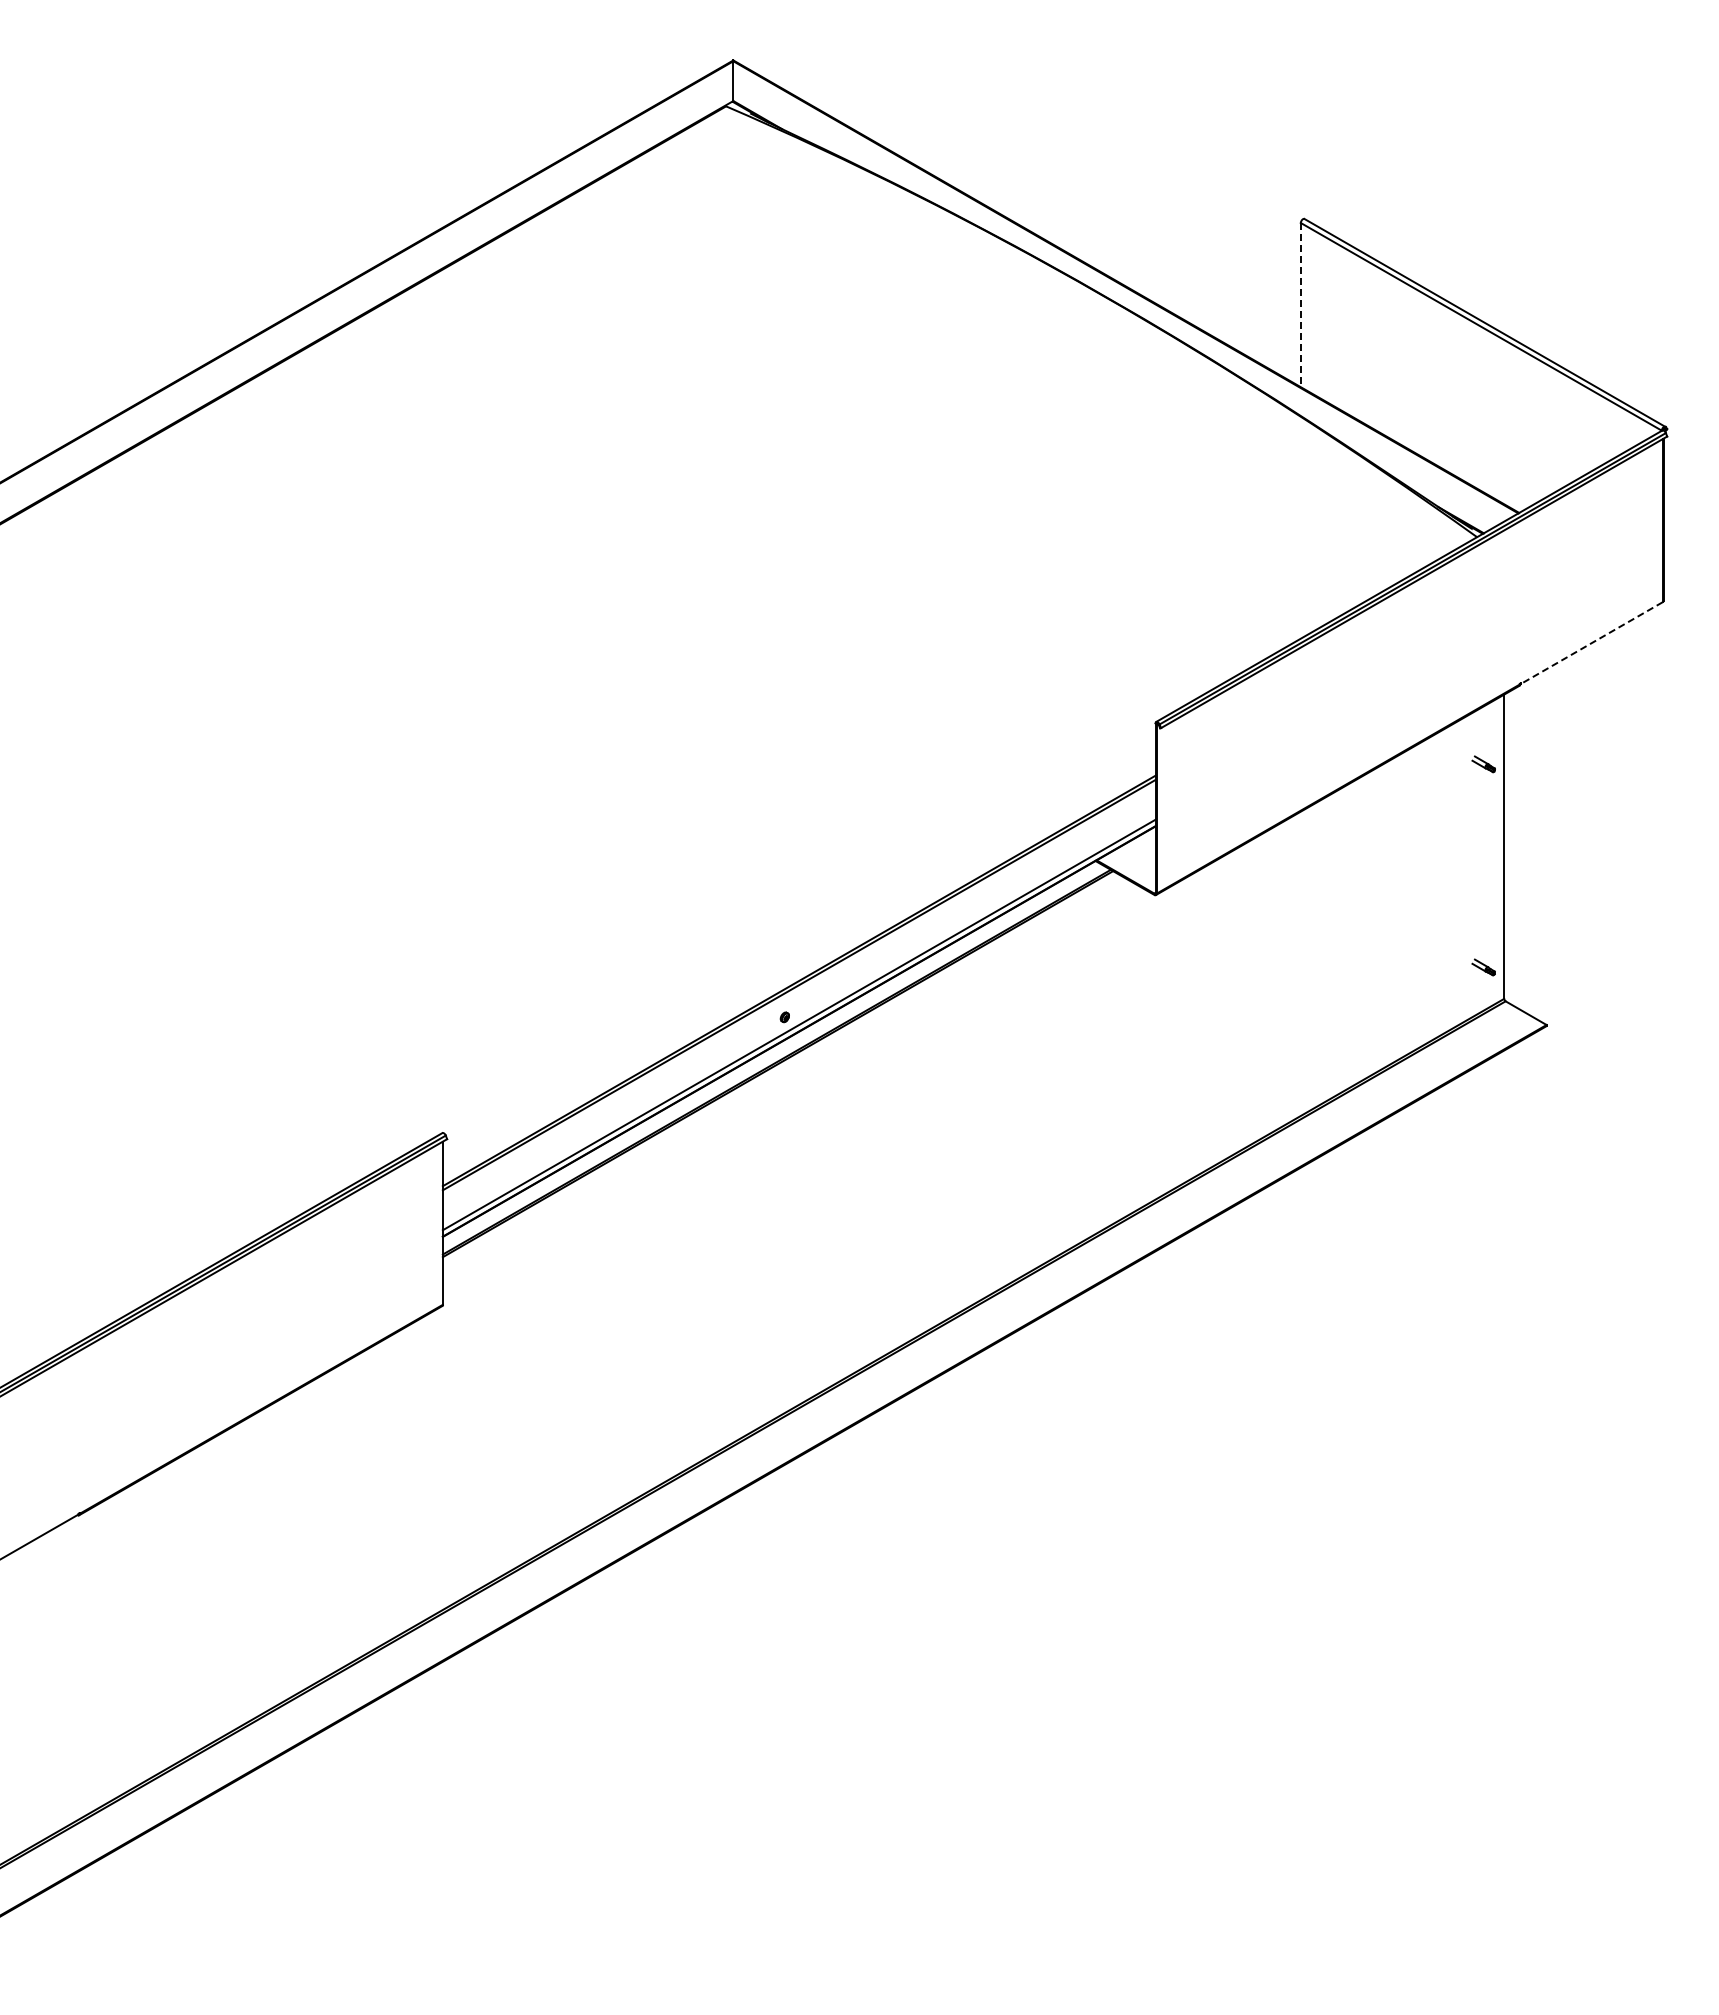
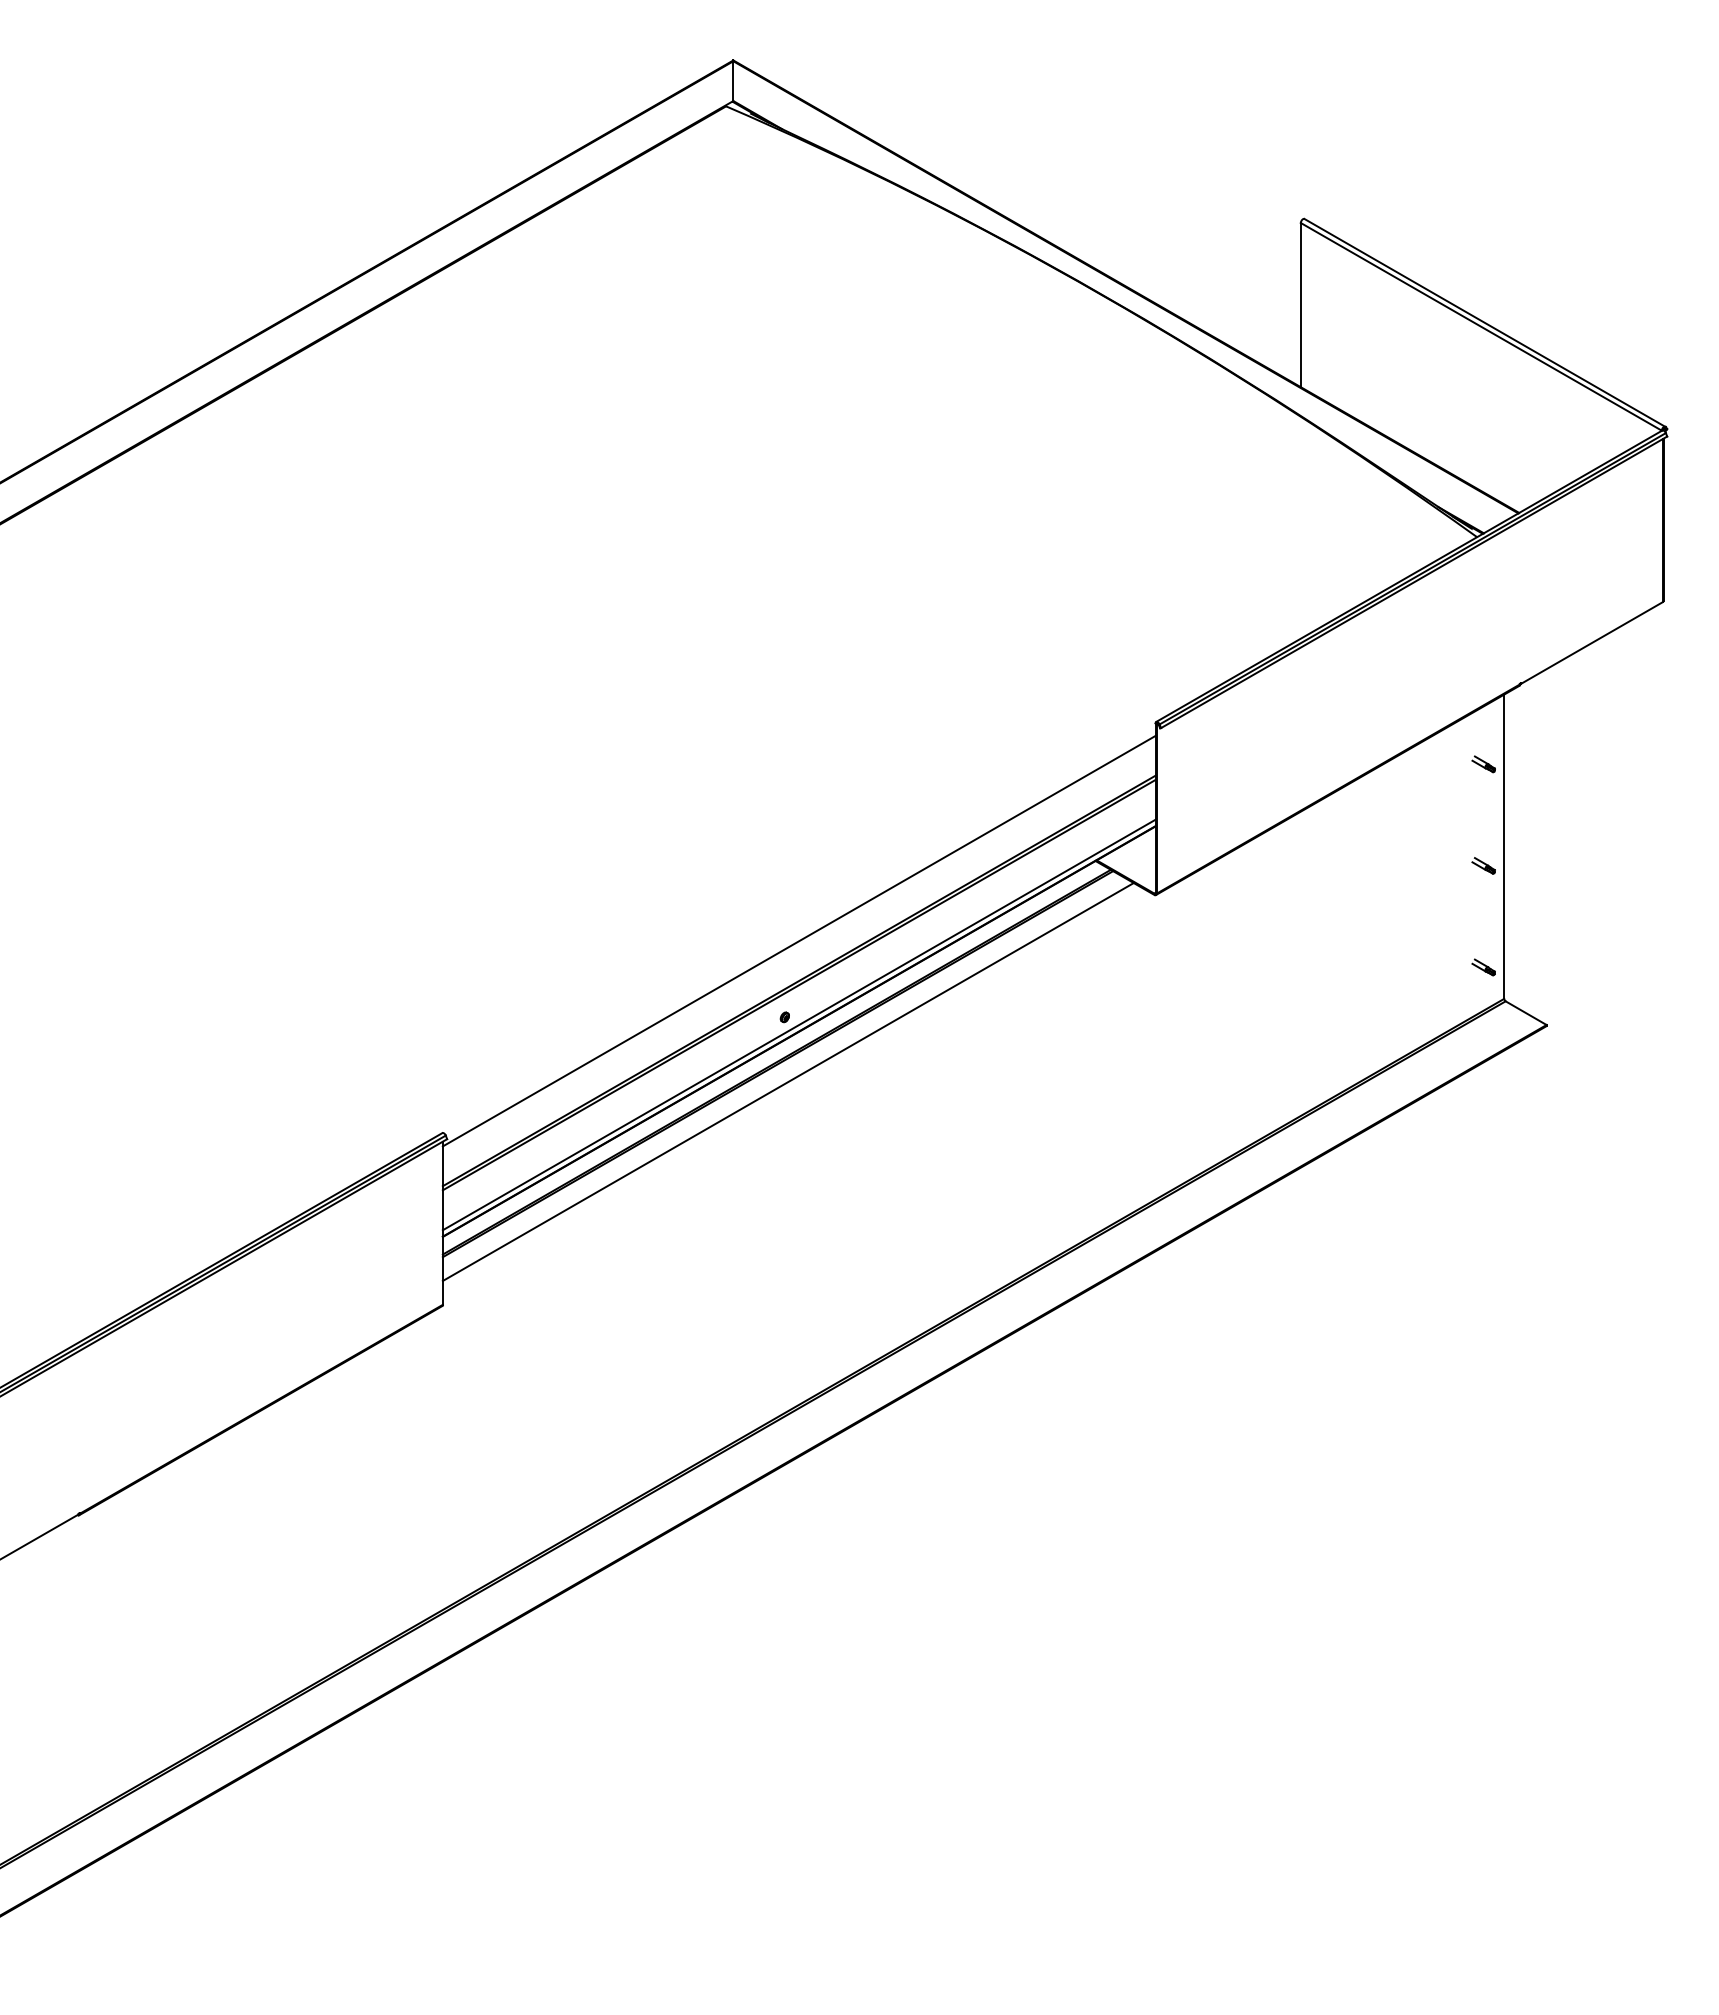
line: dashed -> solid (1300, 305)
line: dashed -> solid (1591, 643)
part: none -> present (1483, 865)
line: none -> present (798, 940)
line: none -> present (787, 1082)
